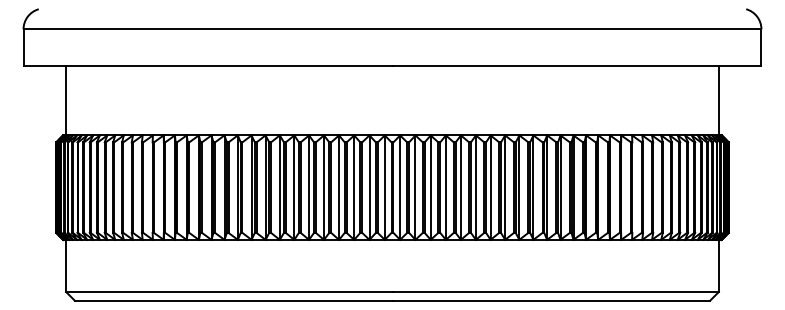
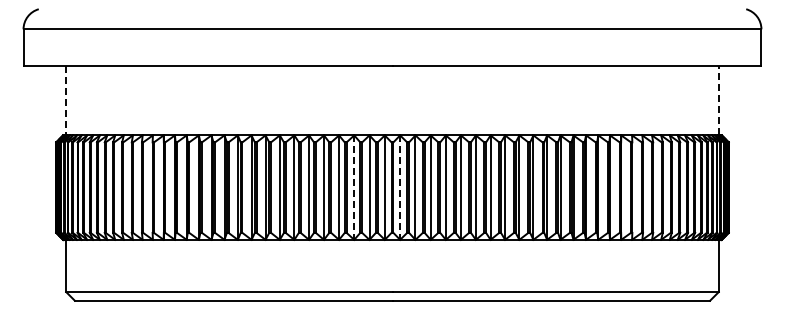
line: solid -> dashed (66, 100)
line: solid -> dashed (718, 100)
line: solid -> dashed (354, 188)
line: solid -> dashed (400, 188)
